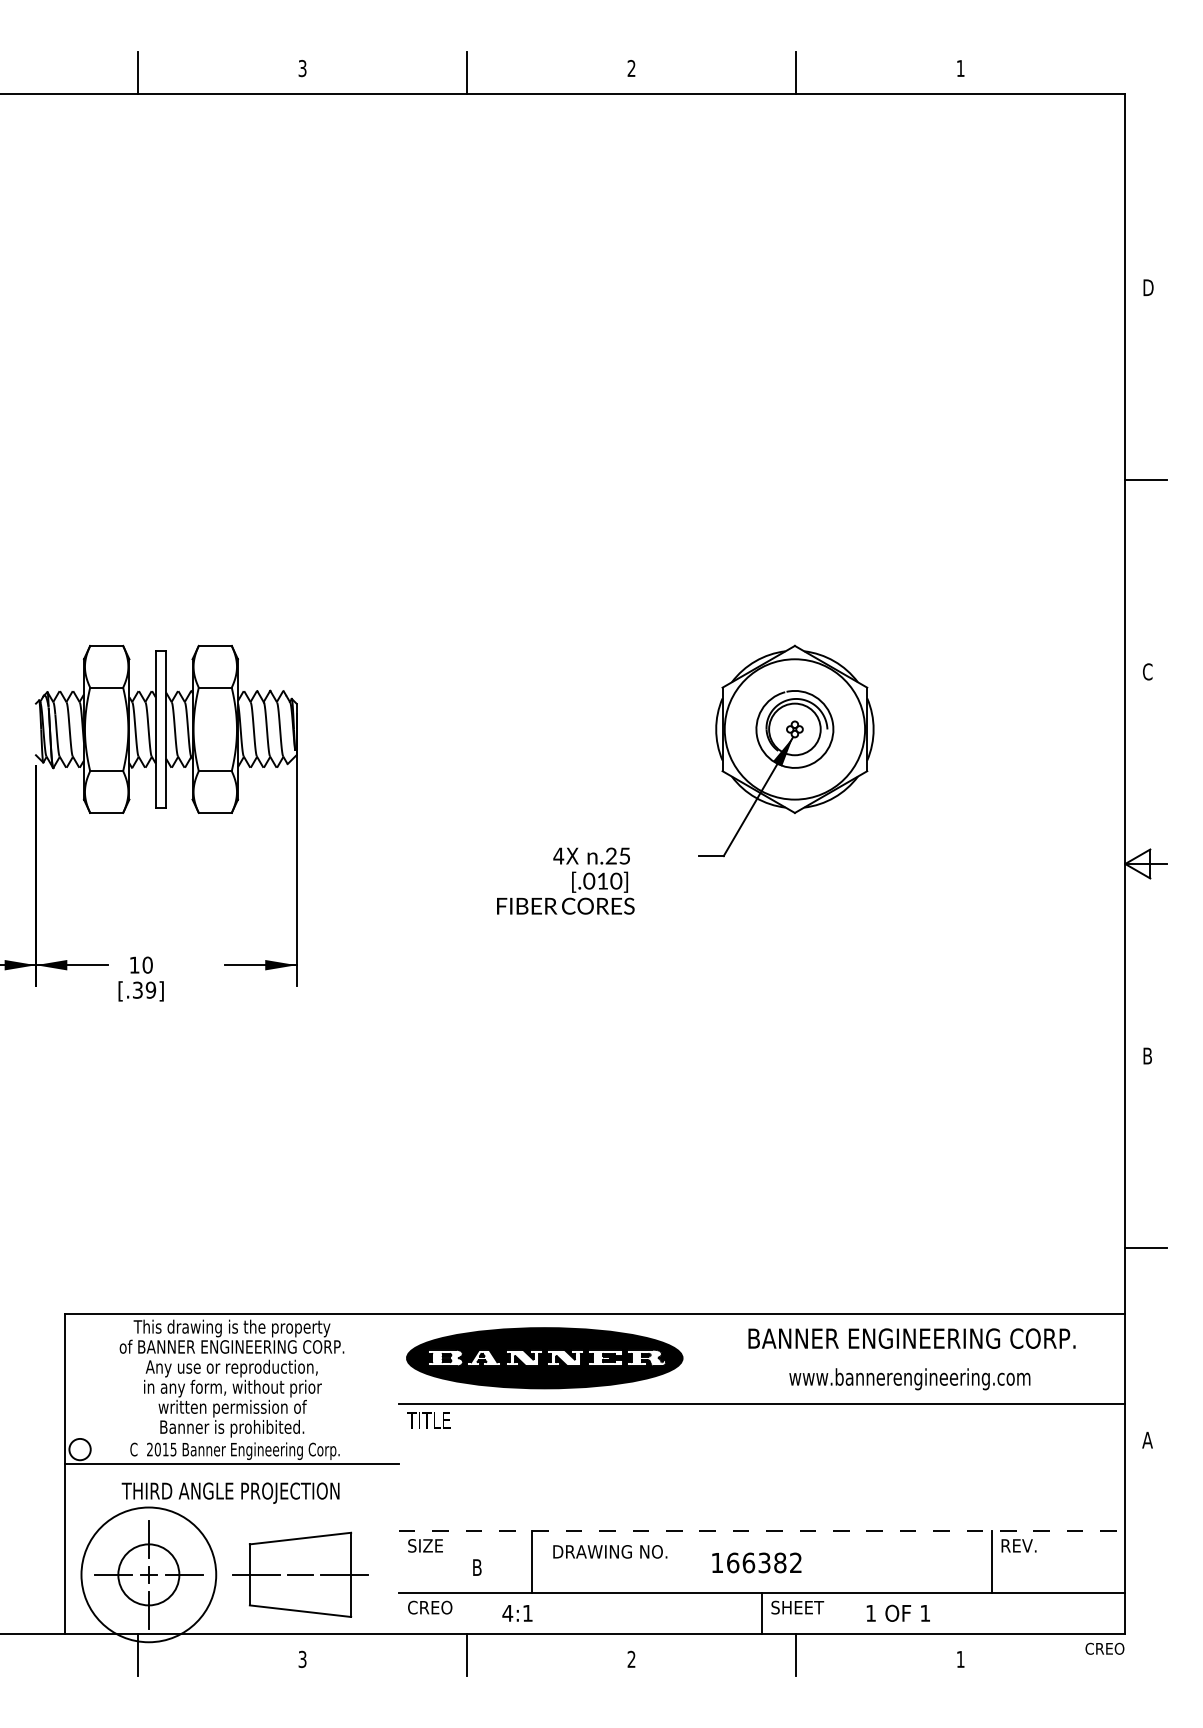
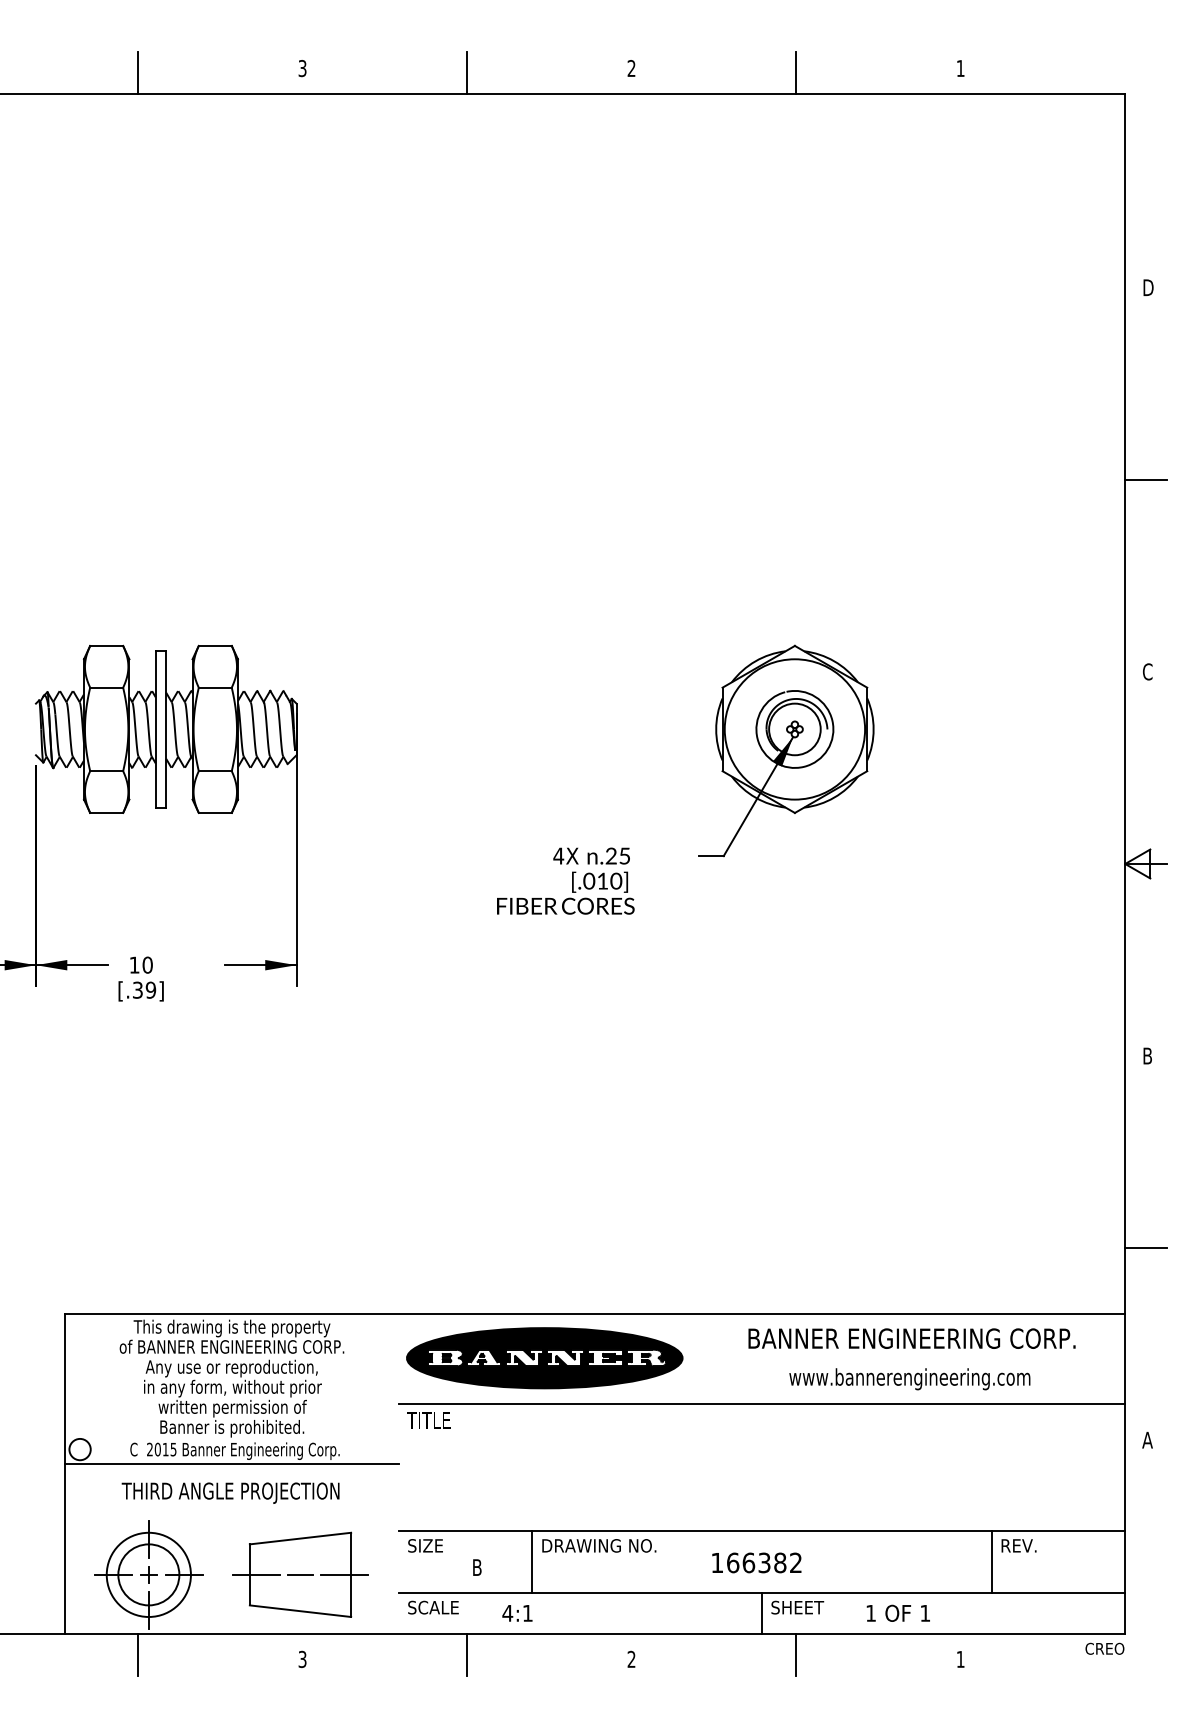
line: dashed -> solid (762, 1530)
text position: (610, 1551) -> (599, 1545) (599, 1545)
circle diameter: 135 px -> 84 px (148, 1574)
text: CREO -> SCALE (433, 1607)
